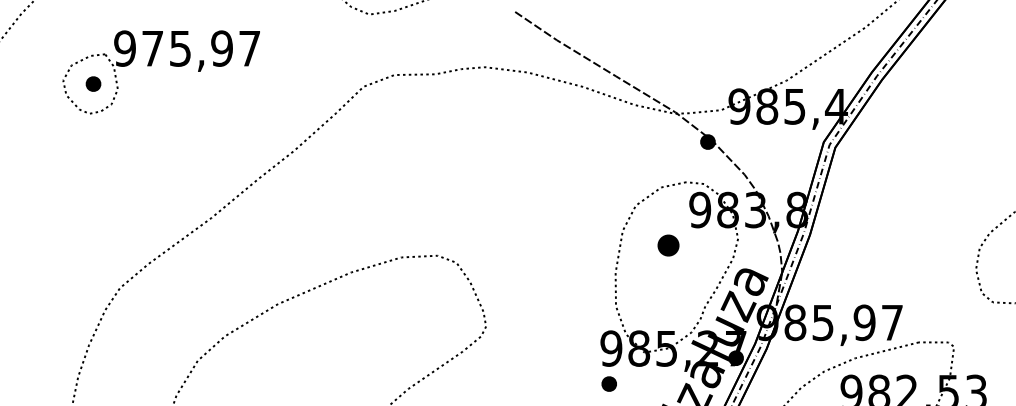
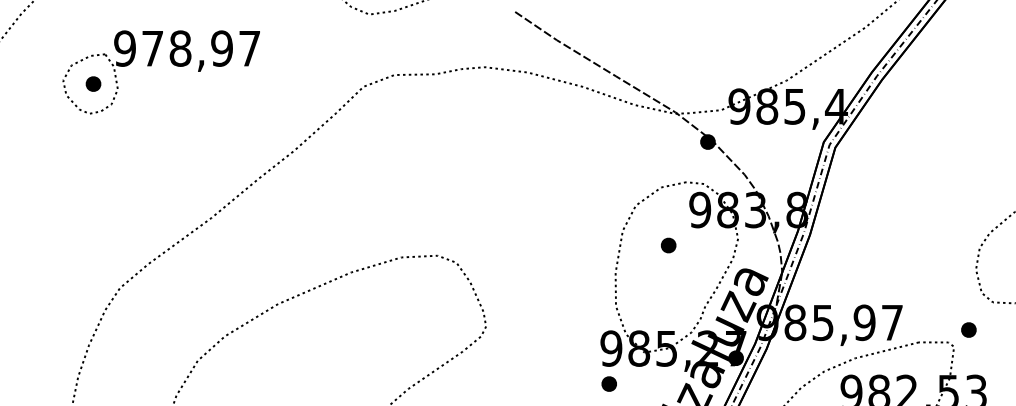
text: 975,97 -> 978,97 (180, 48)
part size: 23x23 px -> 16x17 px (668, 245)
part: none -> present (968, 329)
